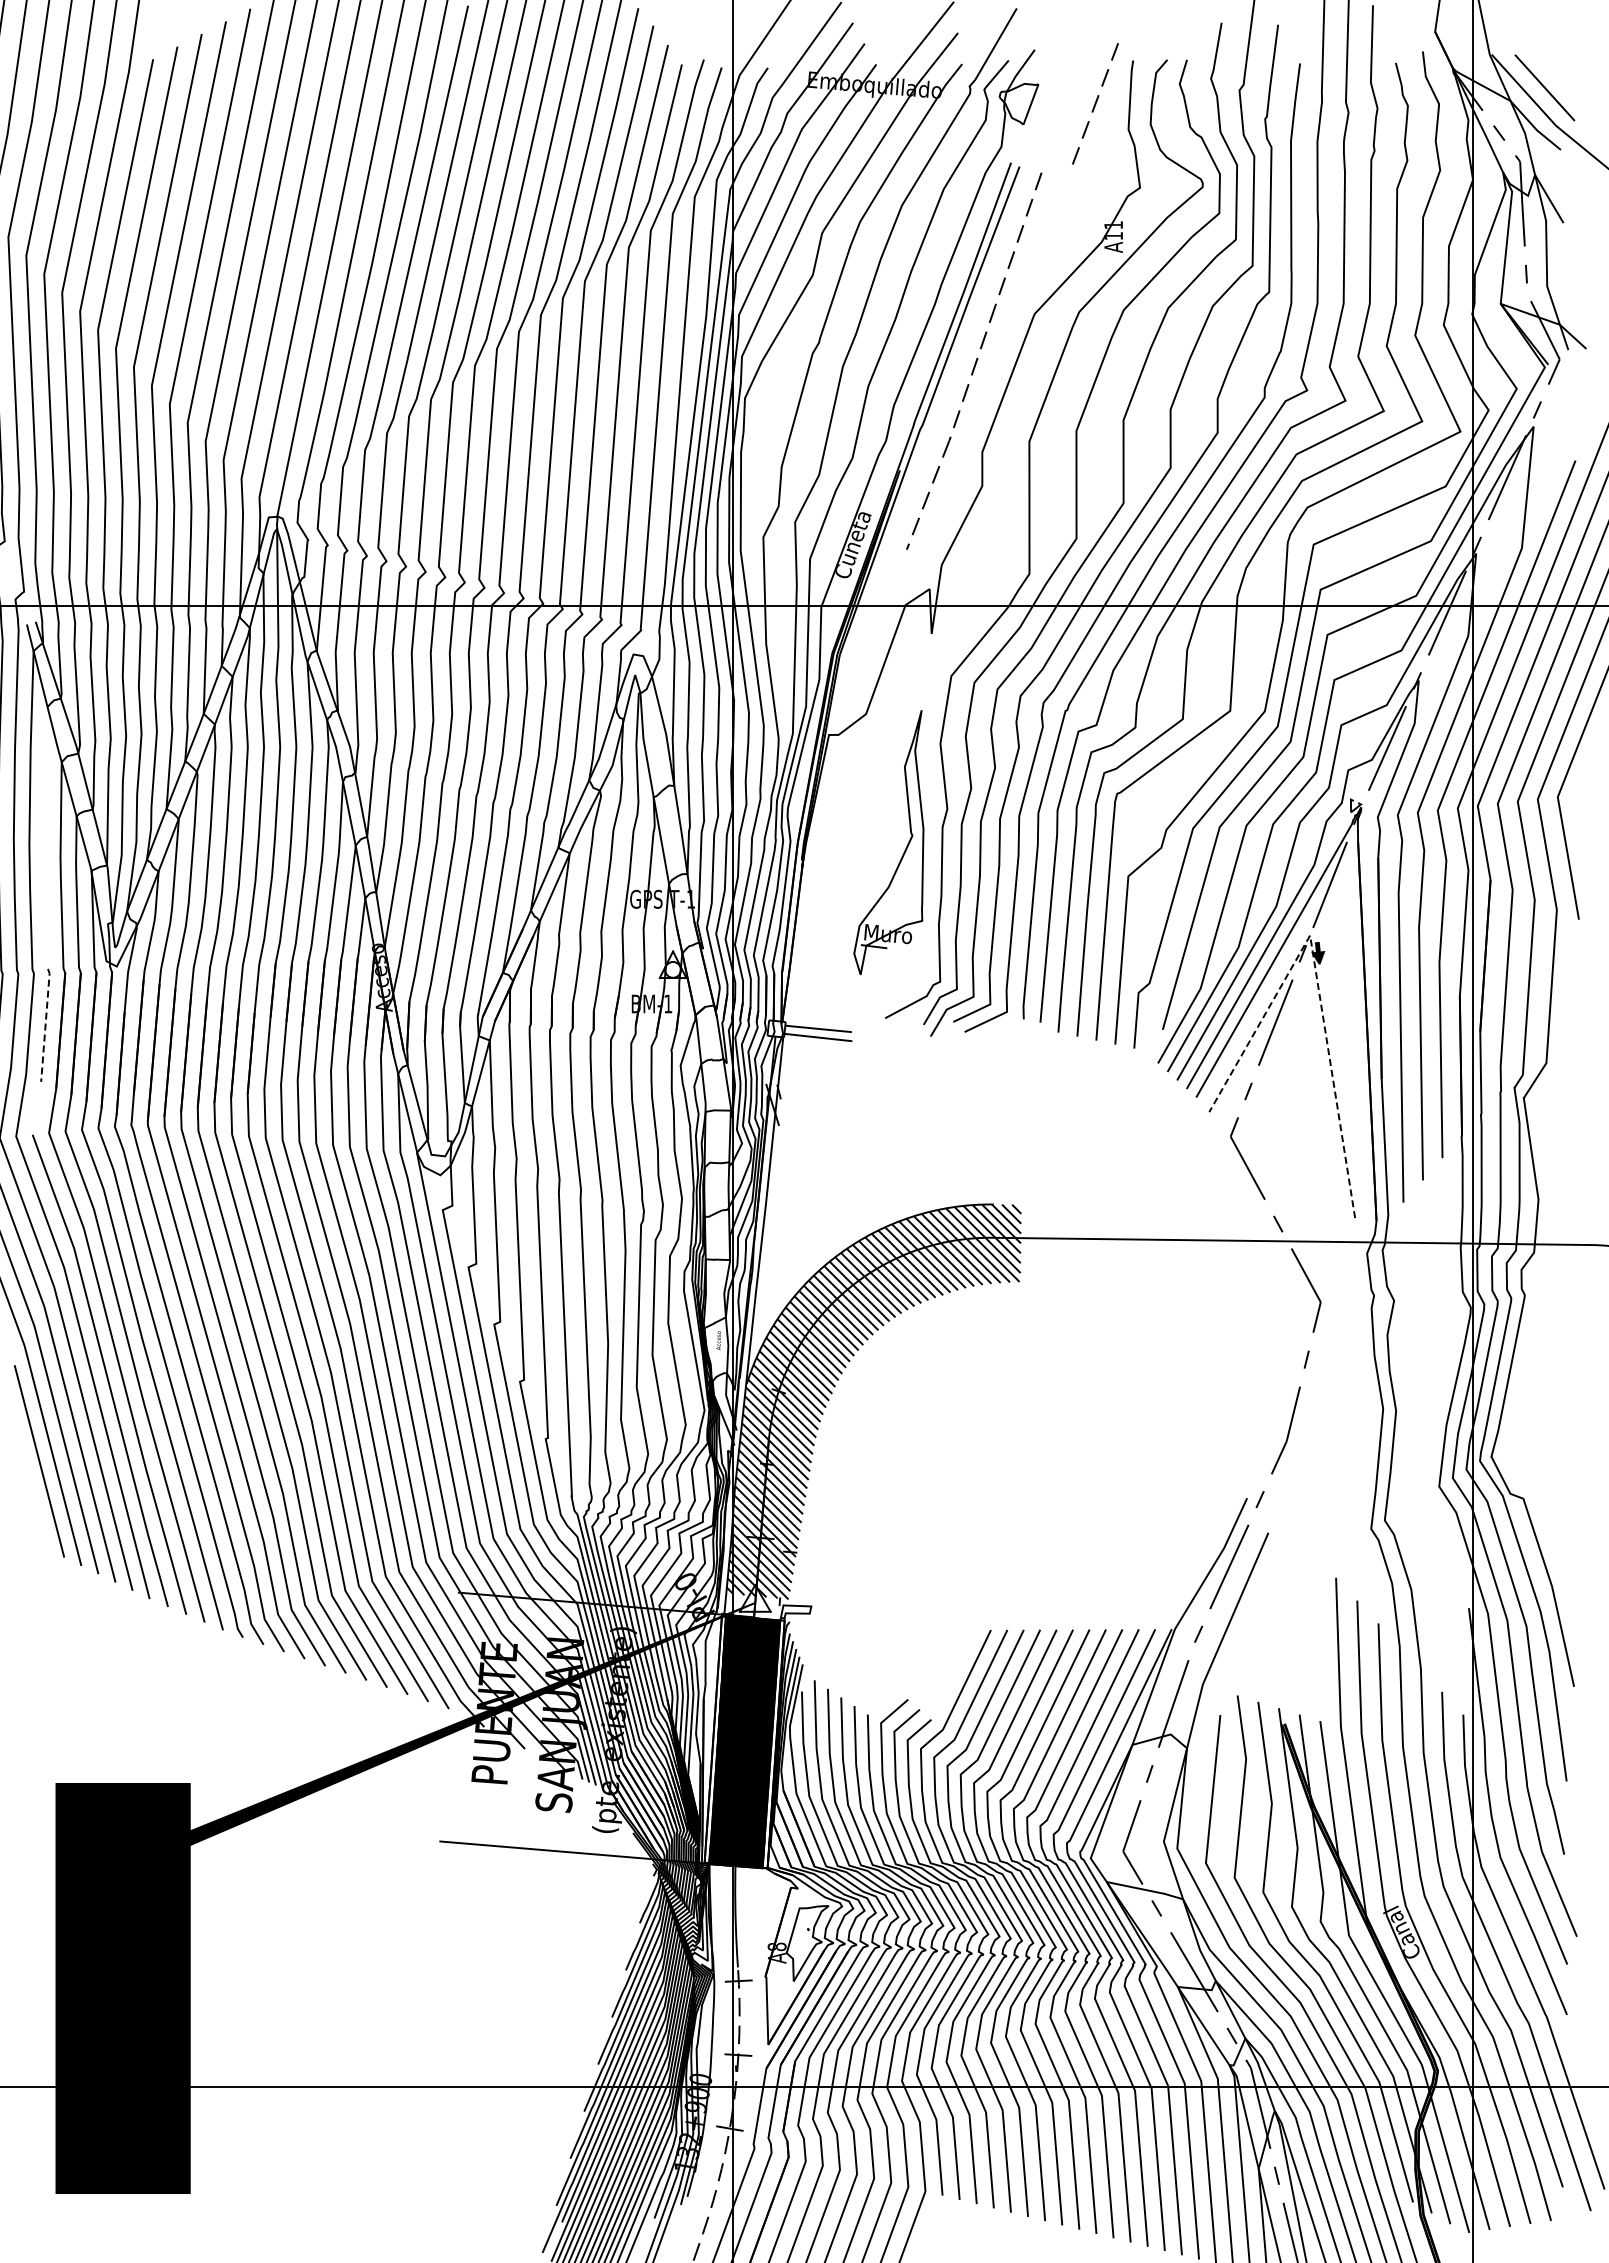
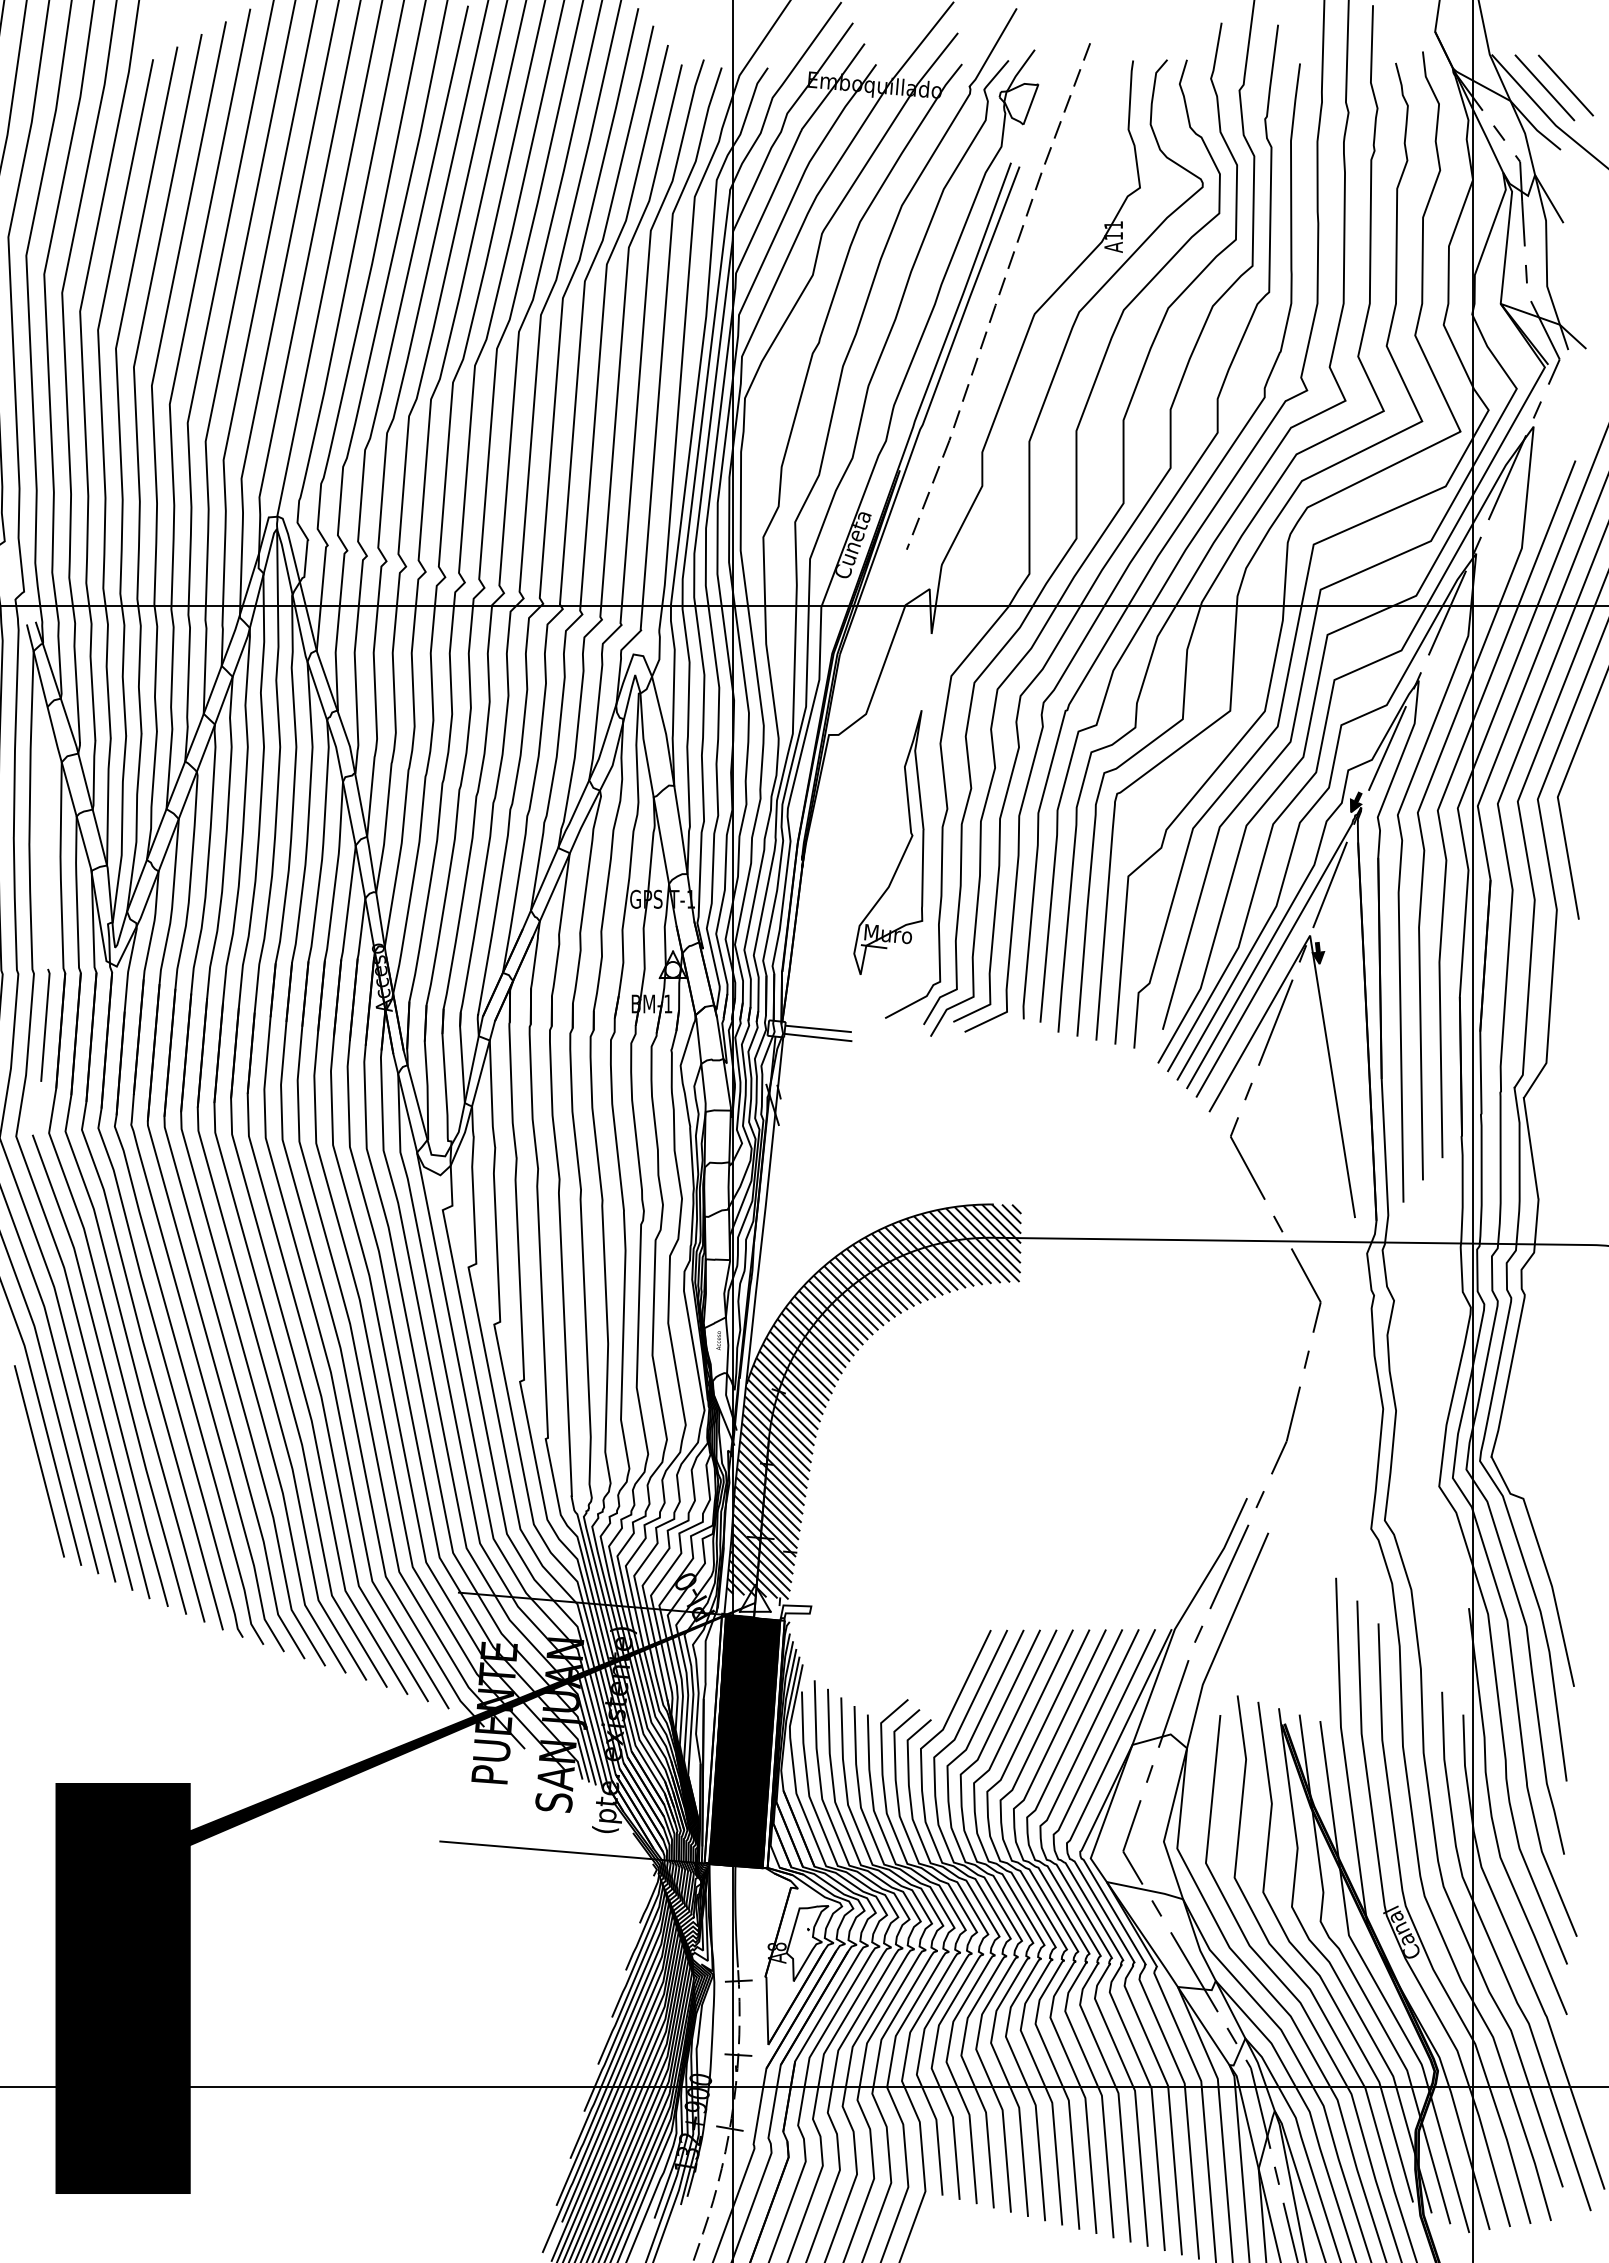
line: none -> present (1565, 85)
line position: (1095, 103) -> (1067, 103) (1067, 103)
fill: none -> present (1356, 801)
line: dashed -> solid (1316, 975)
line: dashed -> solid (45, 1025)
